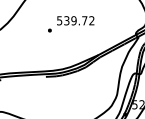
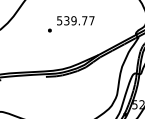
text: 539.72 -> 539.77 (91, 20)
